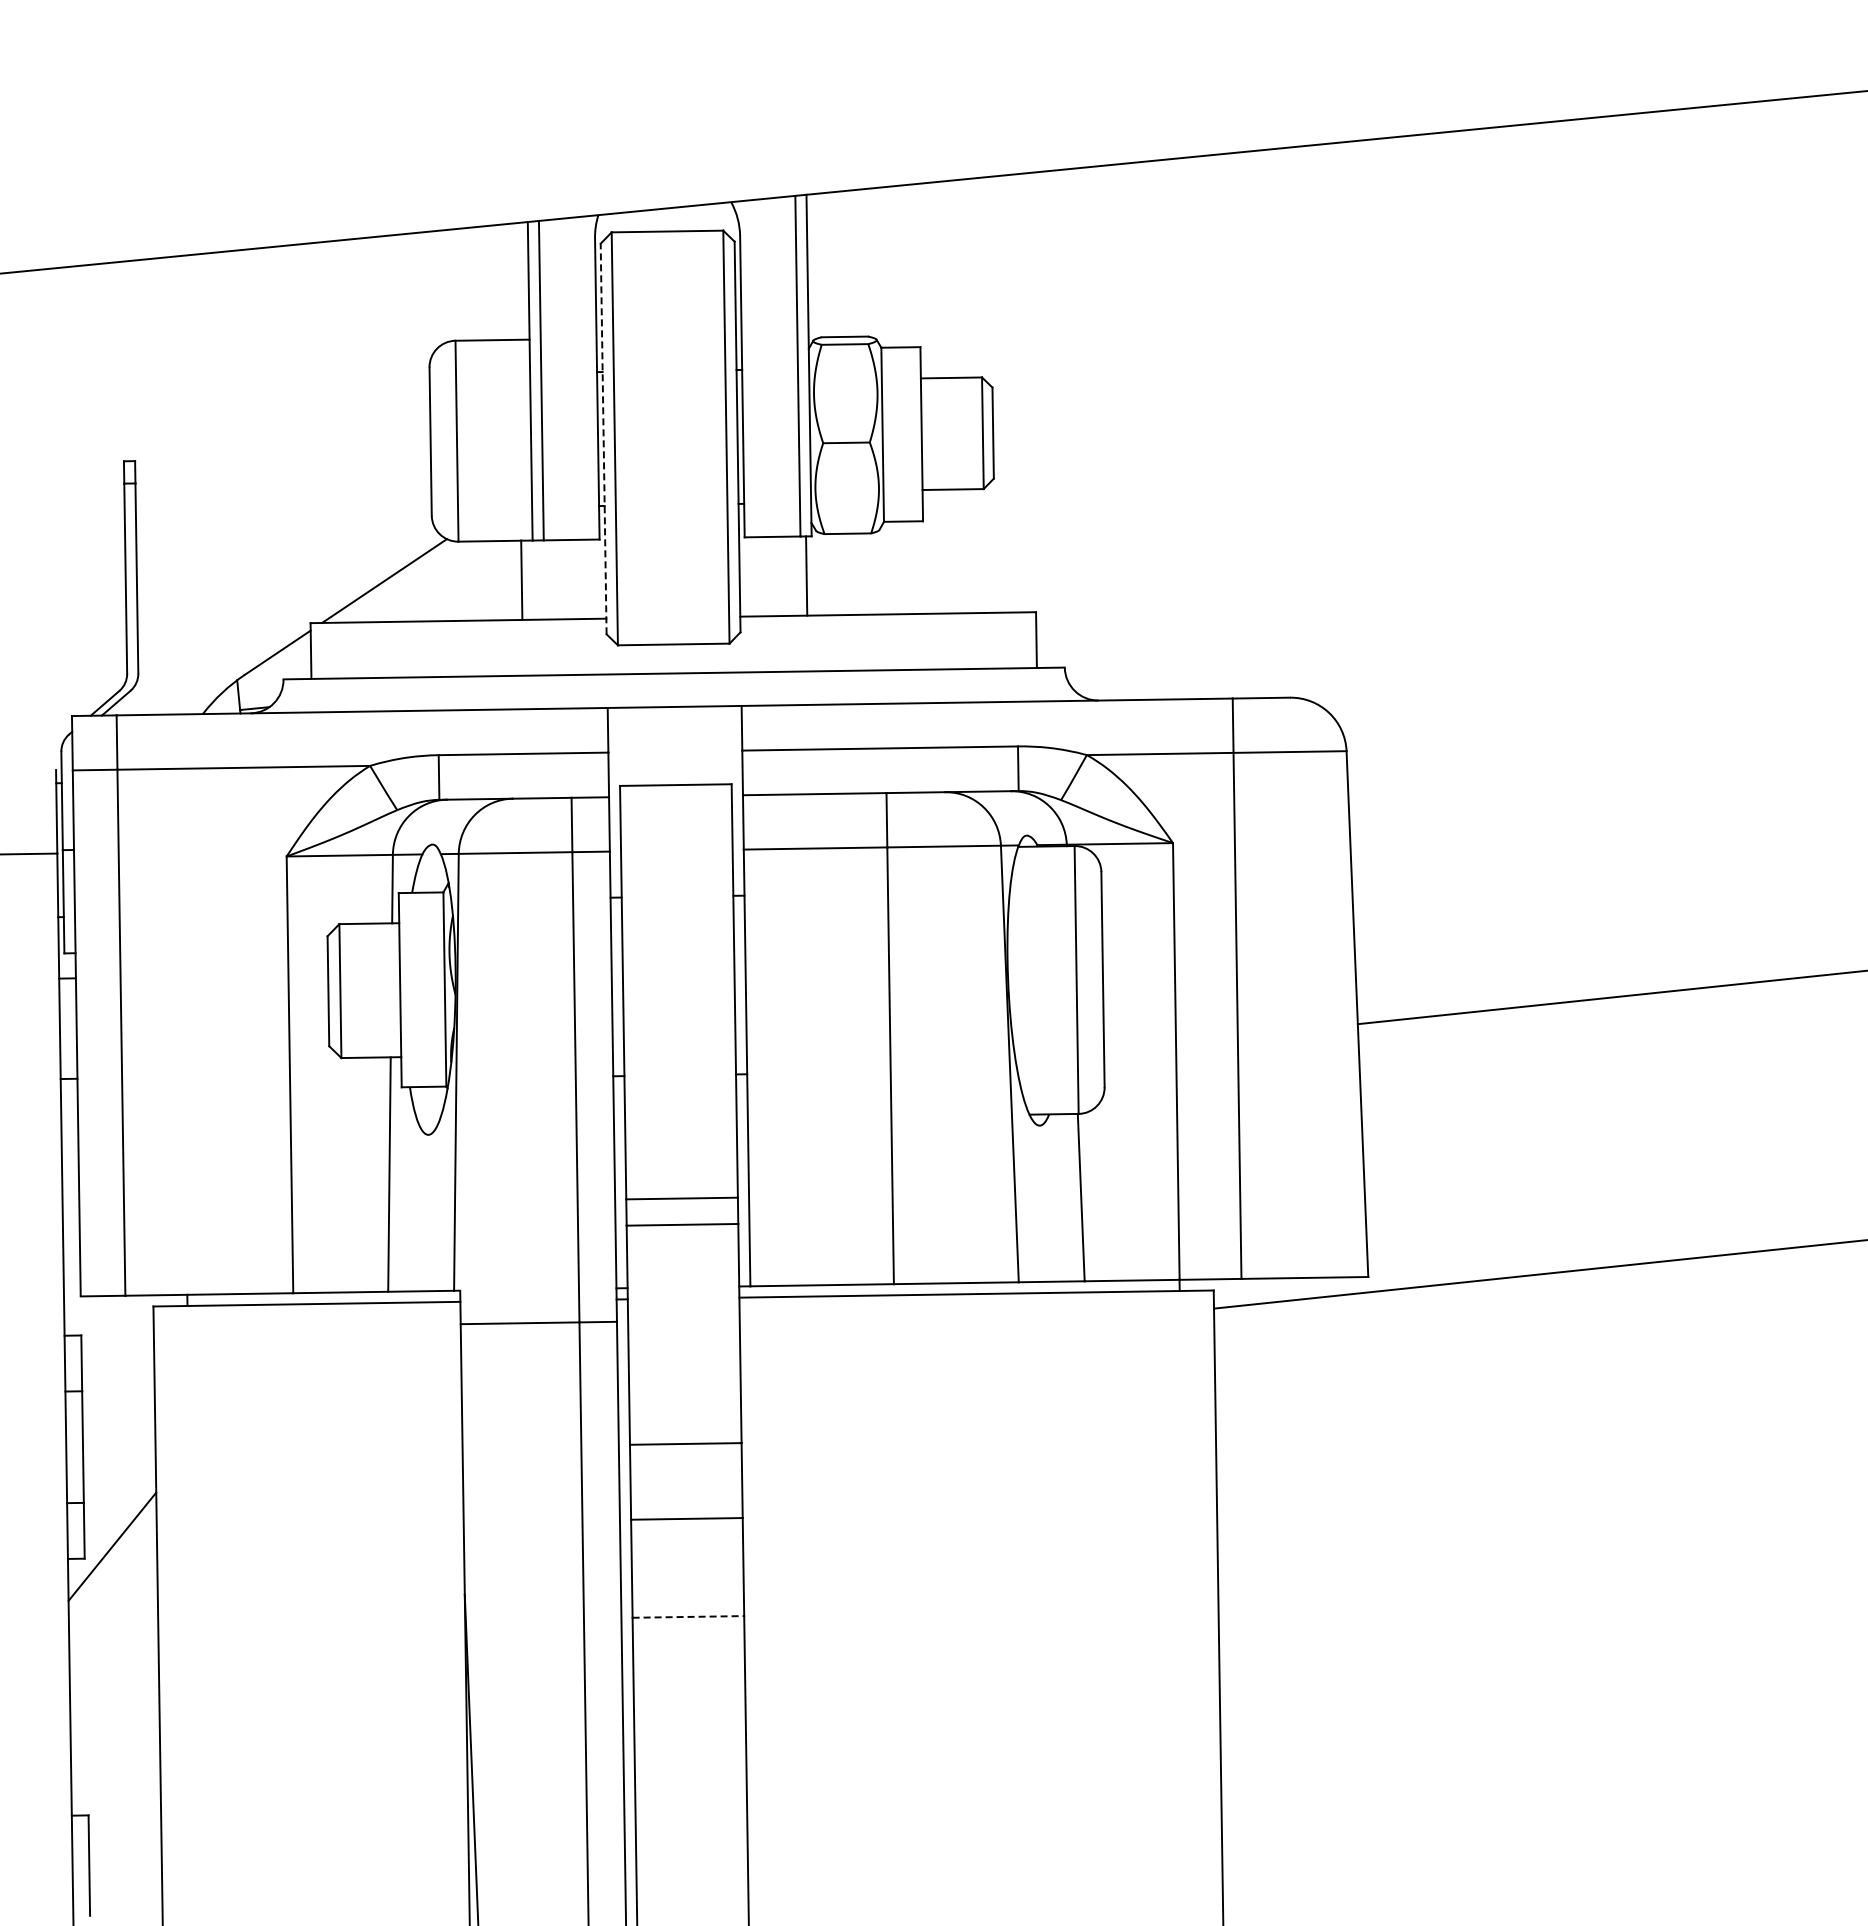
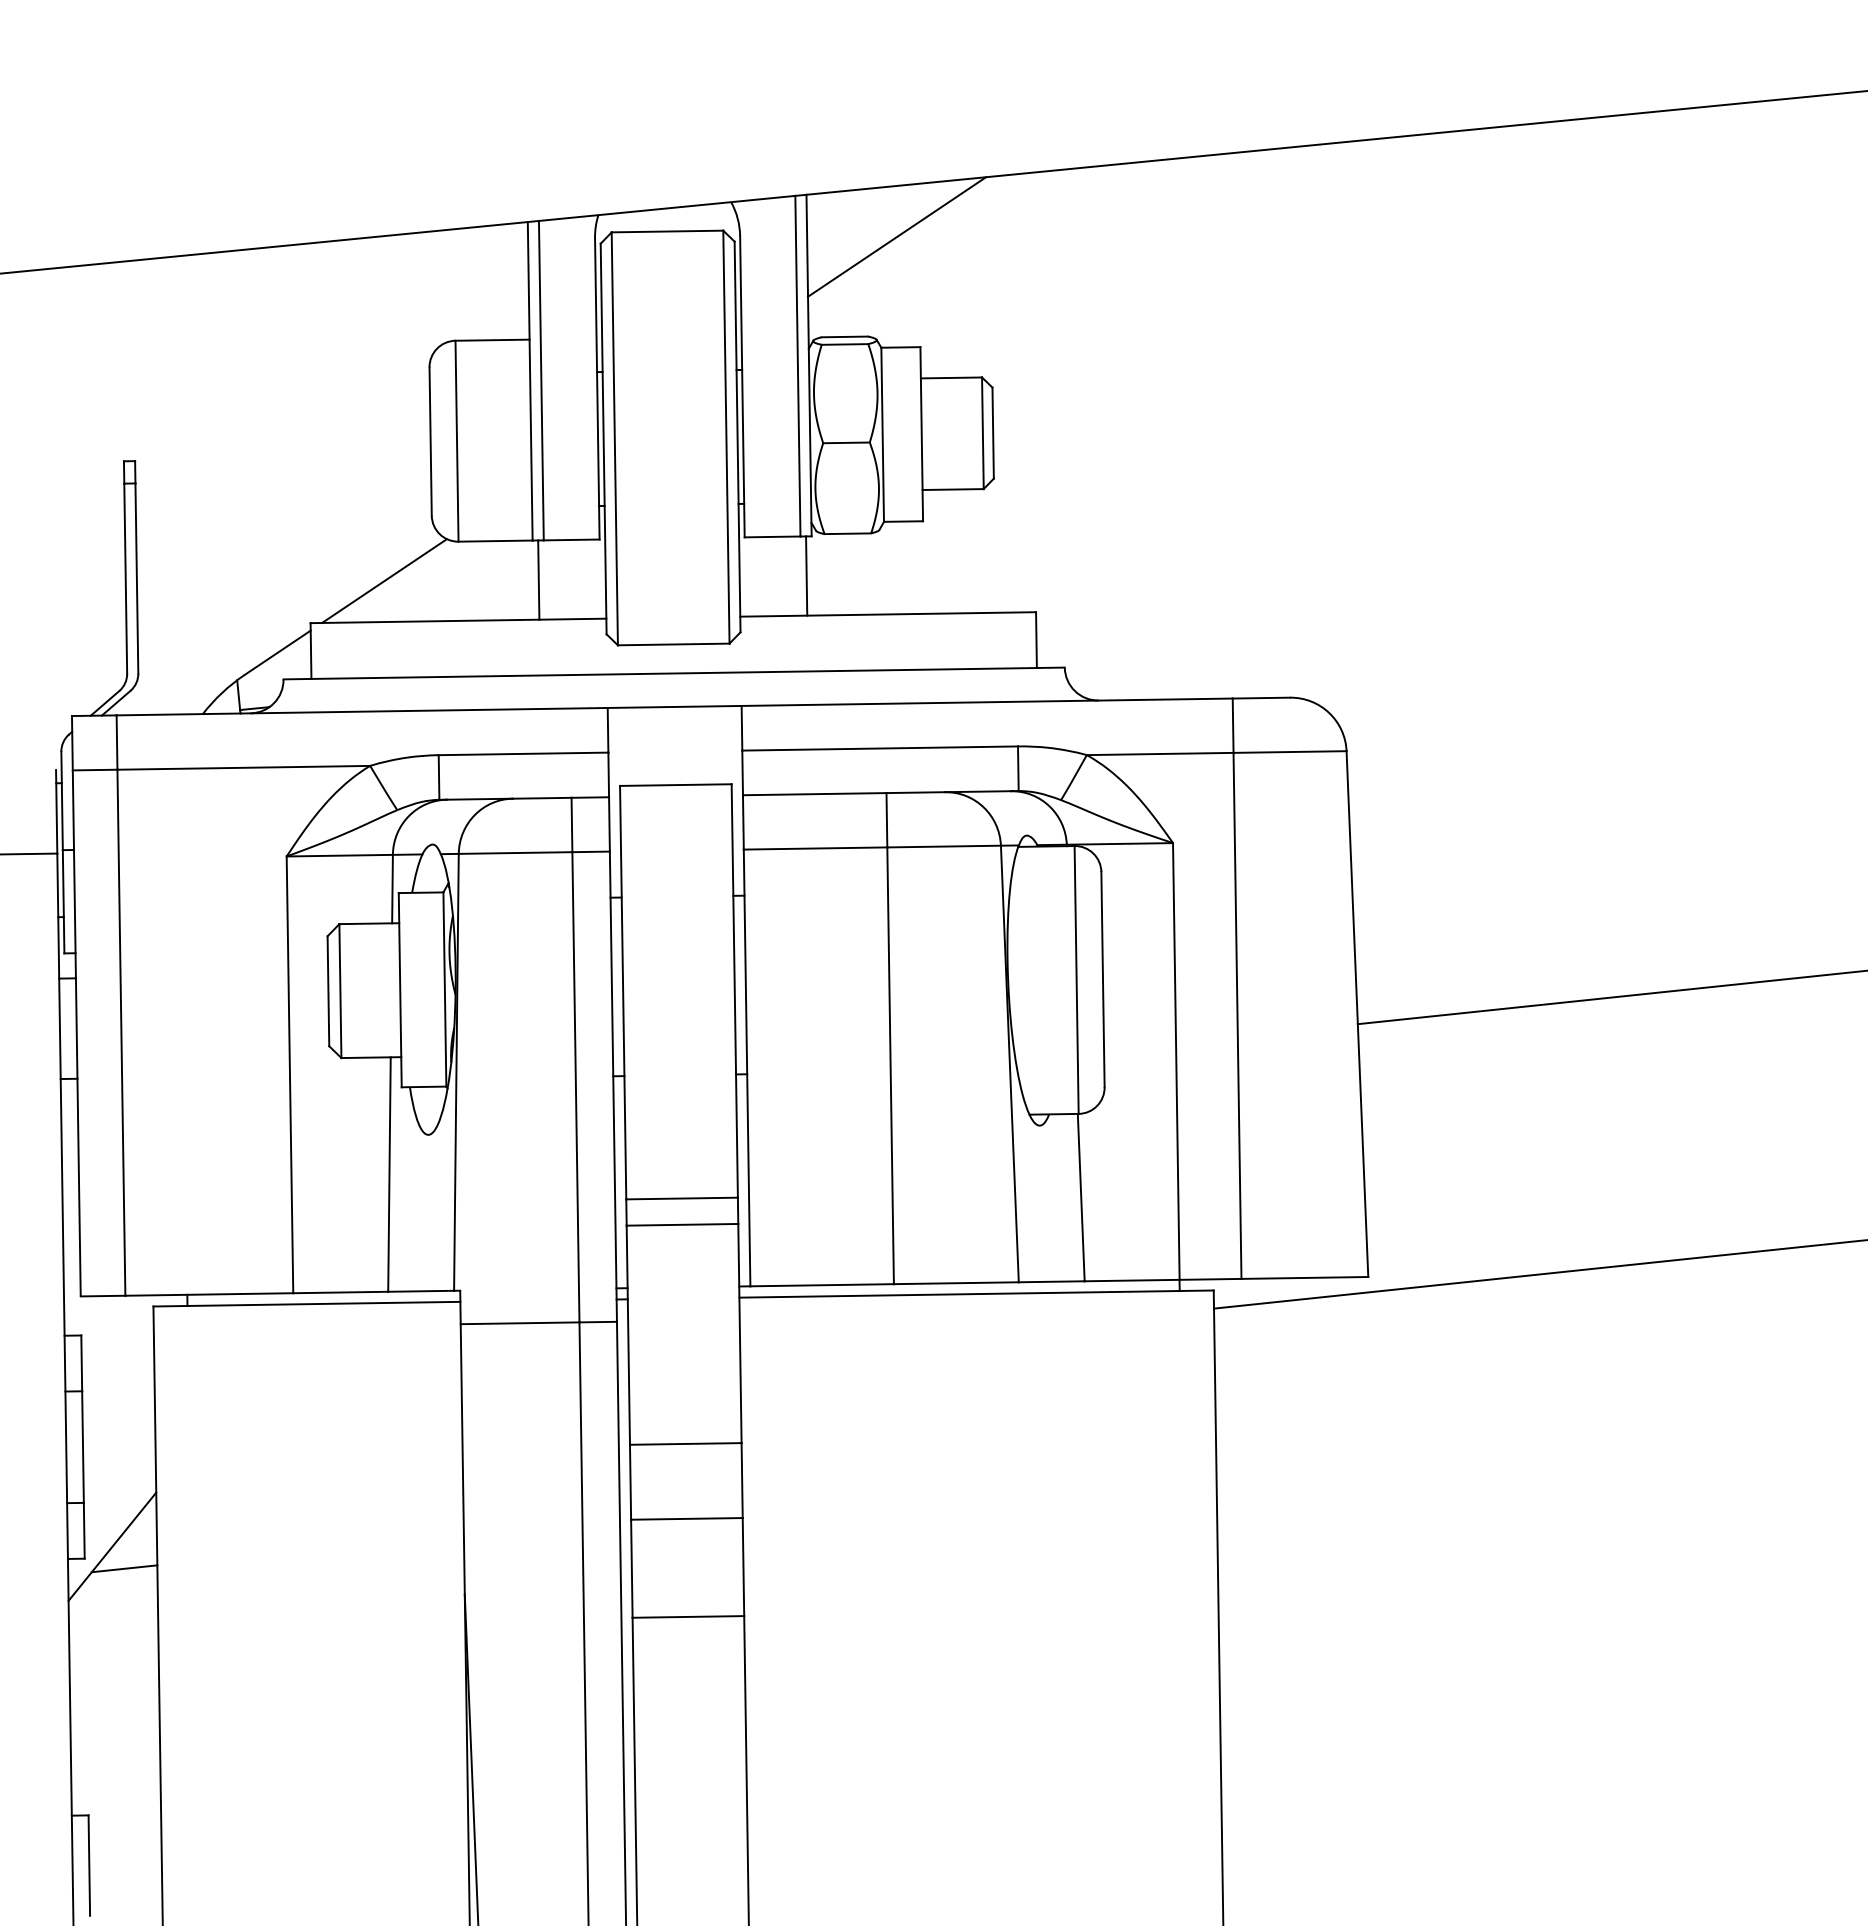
line: none -> present (897, 236)
line: dashed -> solid (603, 438)
line position: (521, 579) -> (538, 579) (538, 579)
line: none -> present (124, 1568)
line: dashed -> solid (688, 1616)
